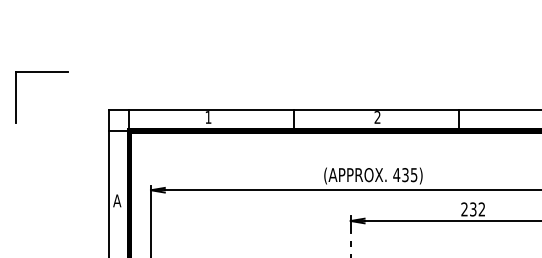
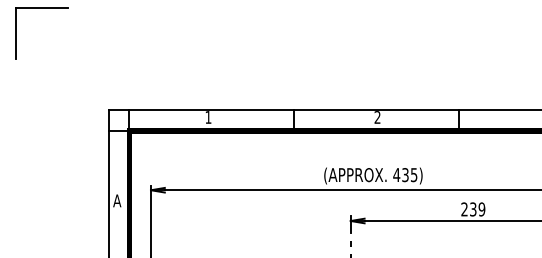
part position: (41, 72) -> (41, 8) (41, 8)
text: 232 -> 239 (481, 209)
